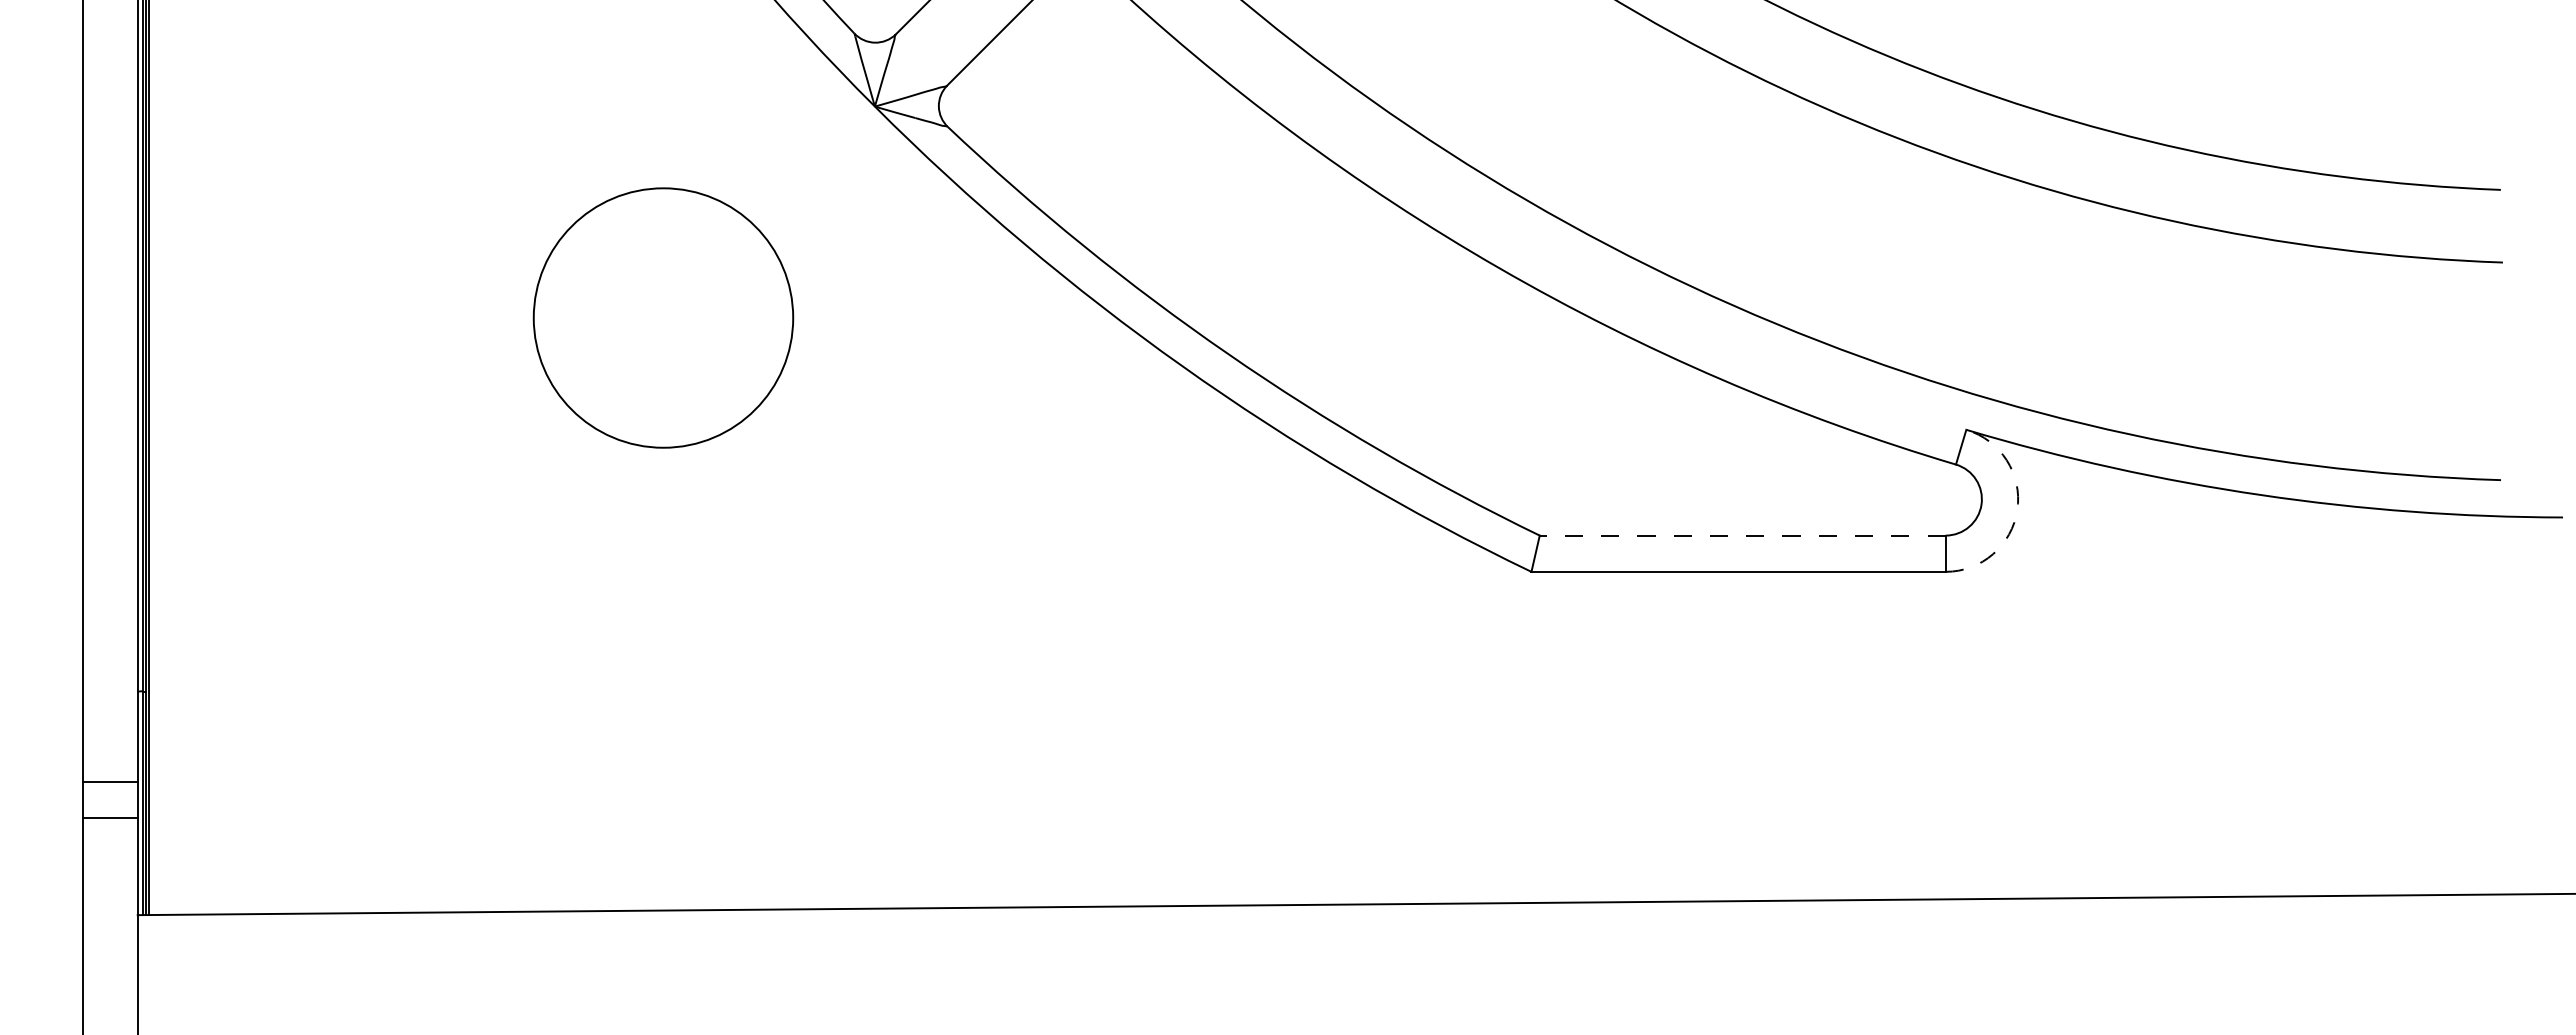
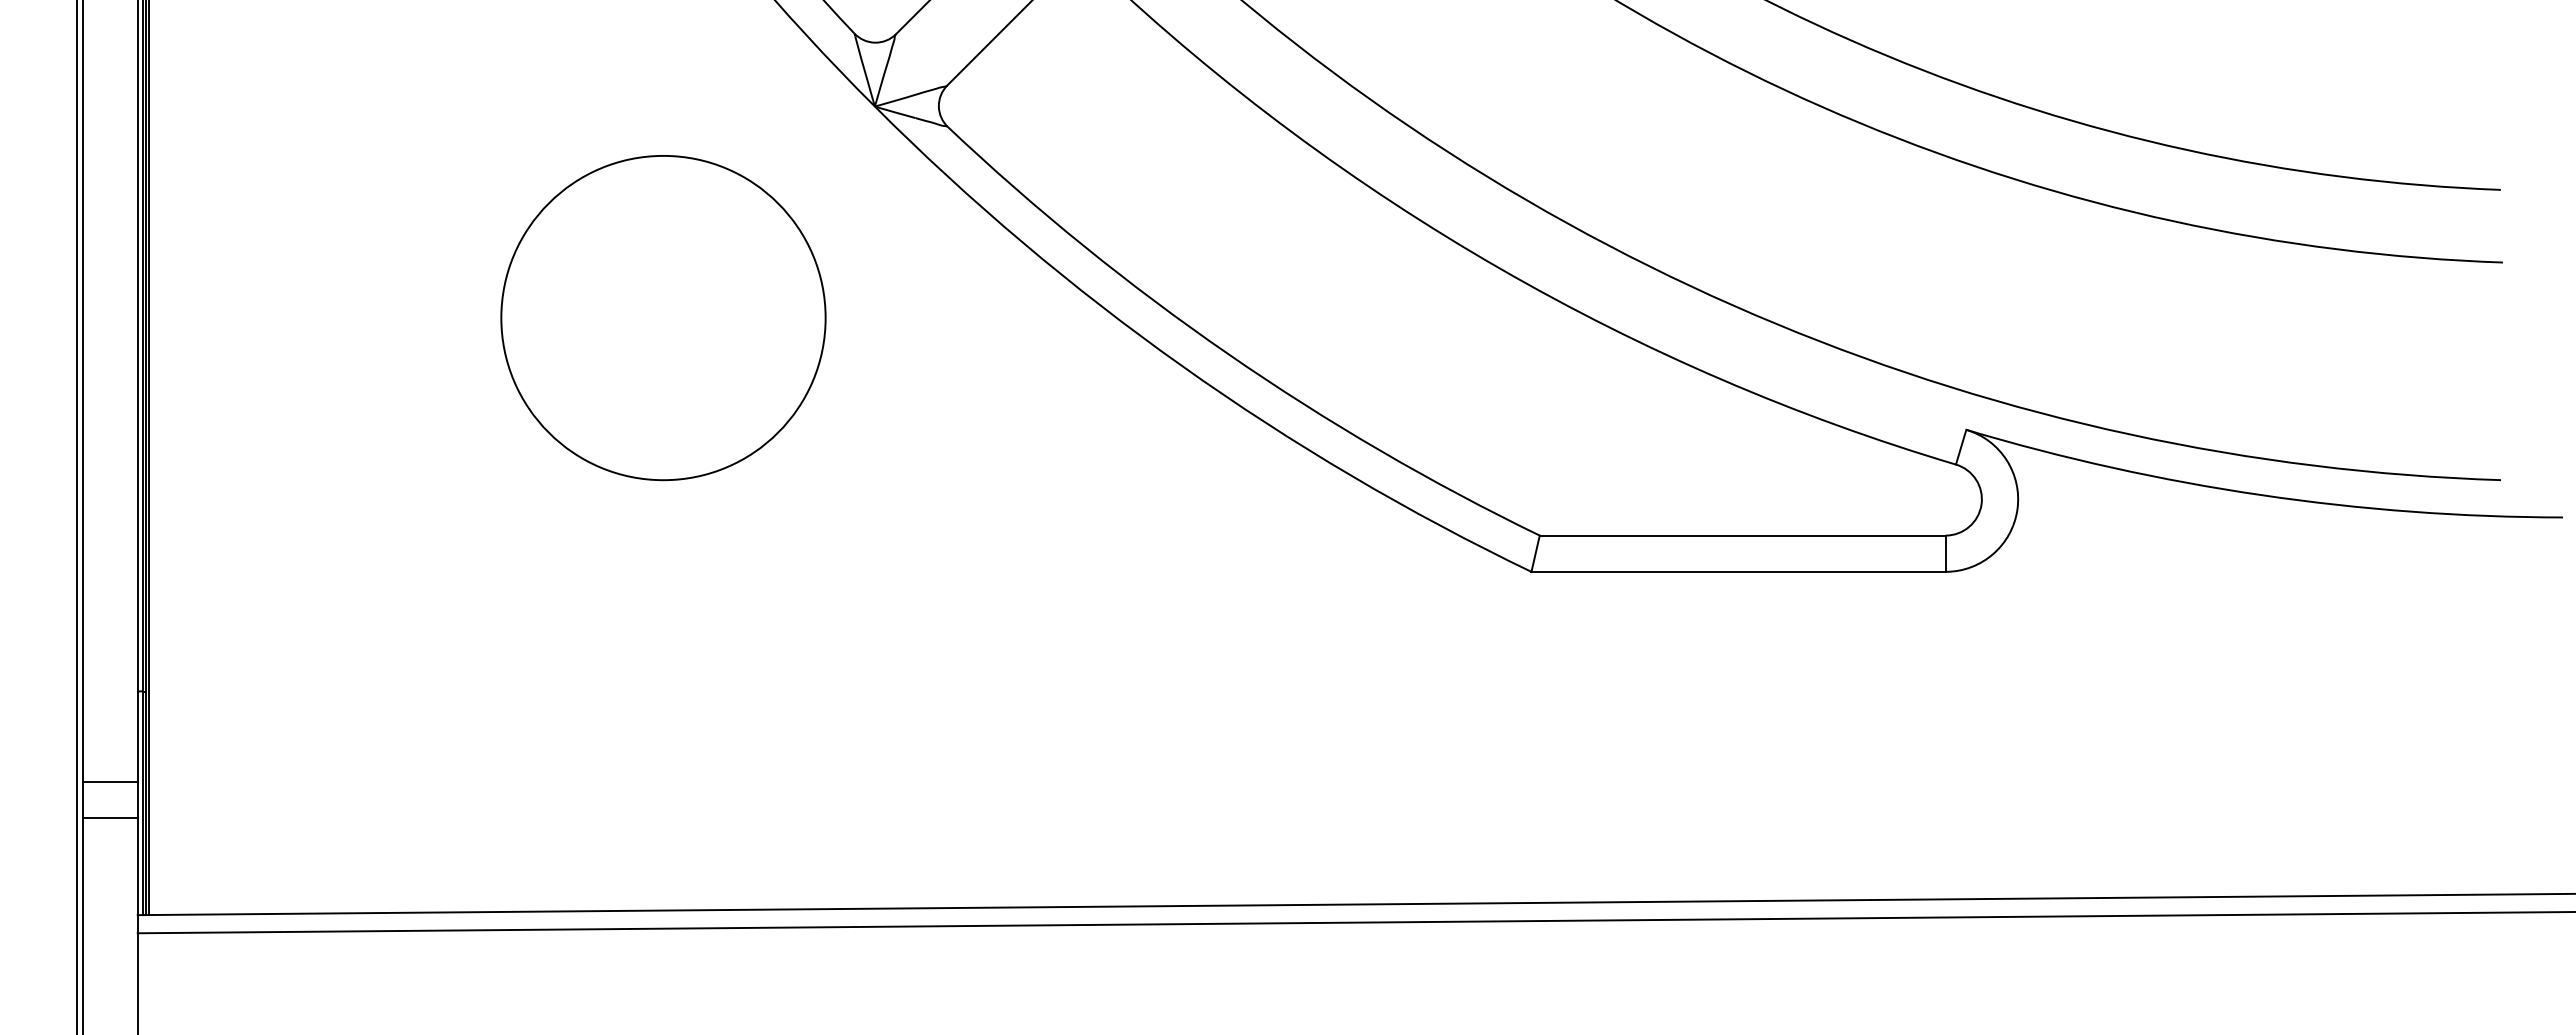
circle diameter: 259 px -> 324 px (663, 317)
arc: dashed -> solid (2017, 509)
line: none -> present (77, 516)
line: dashed -> solid (1742, 535)
line: none -> present (1354, 922)
